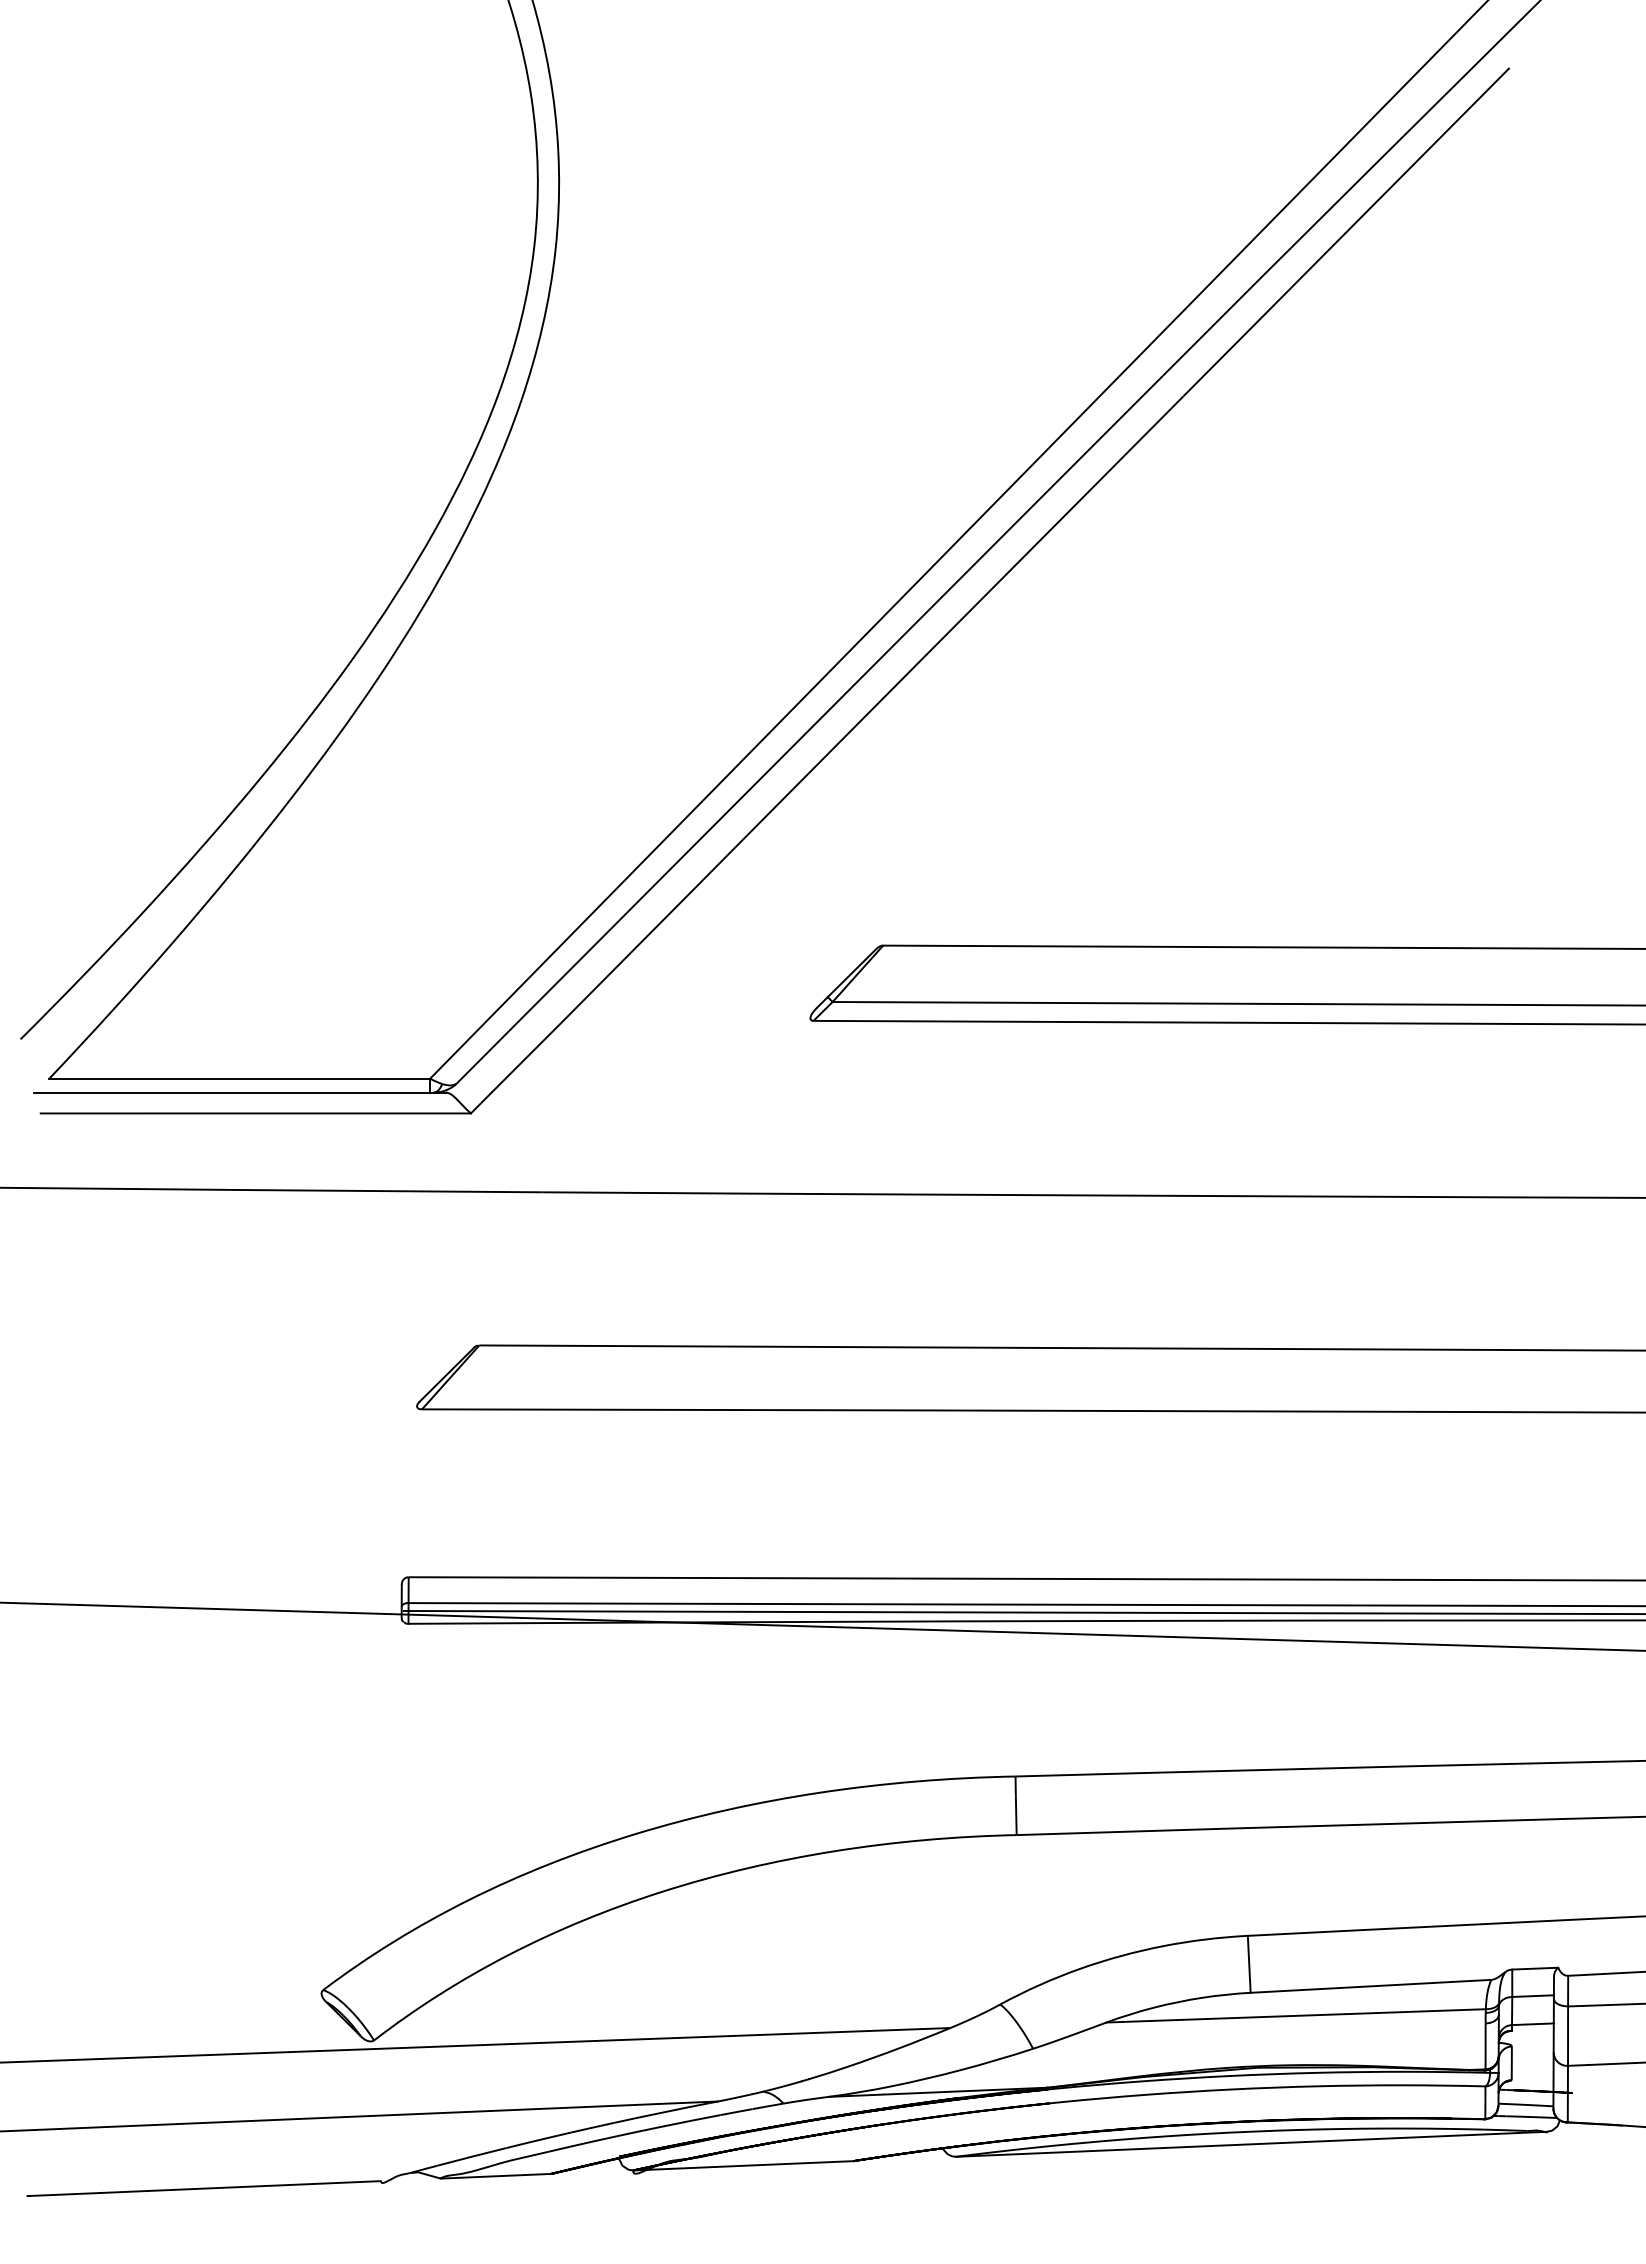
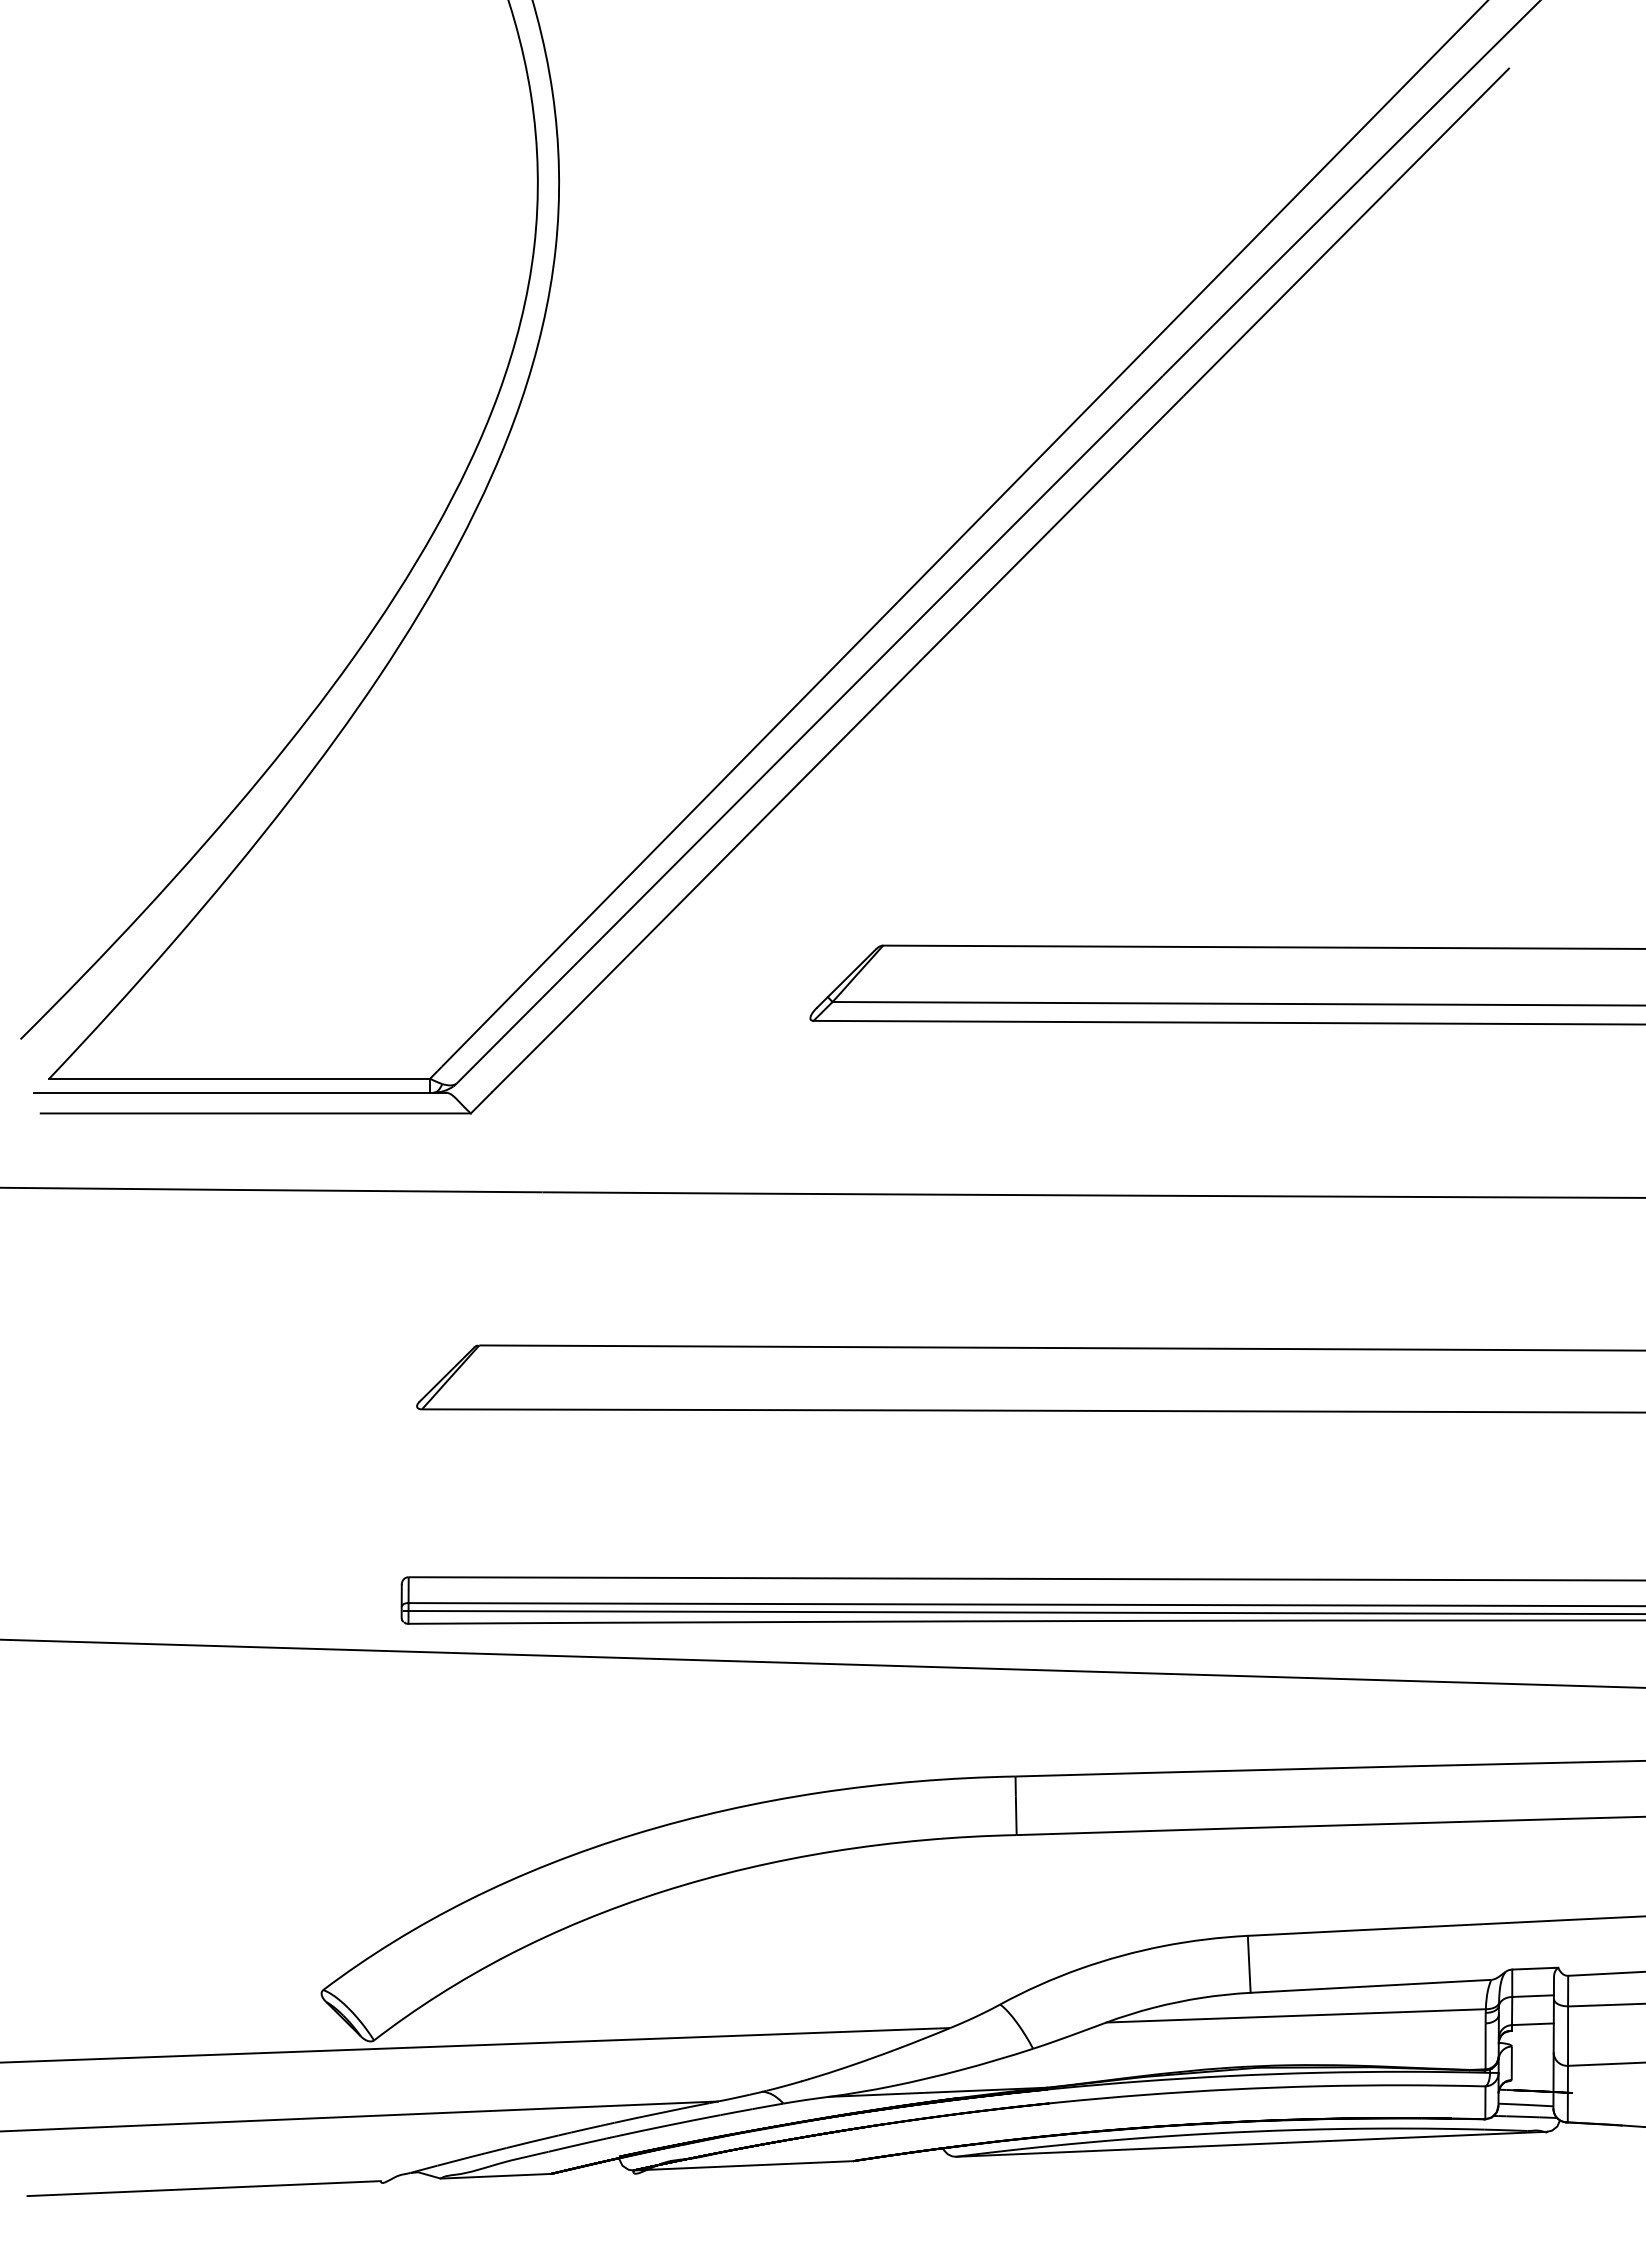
line position: (822, 1626) -> (822, 1663) (822, 1663)
